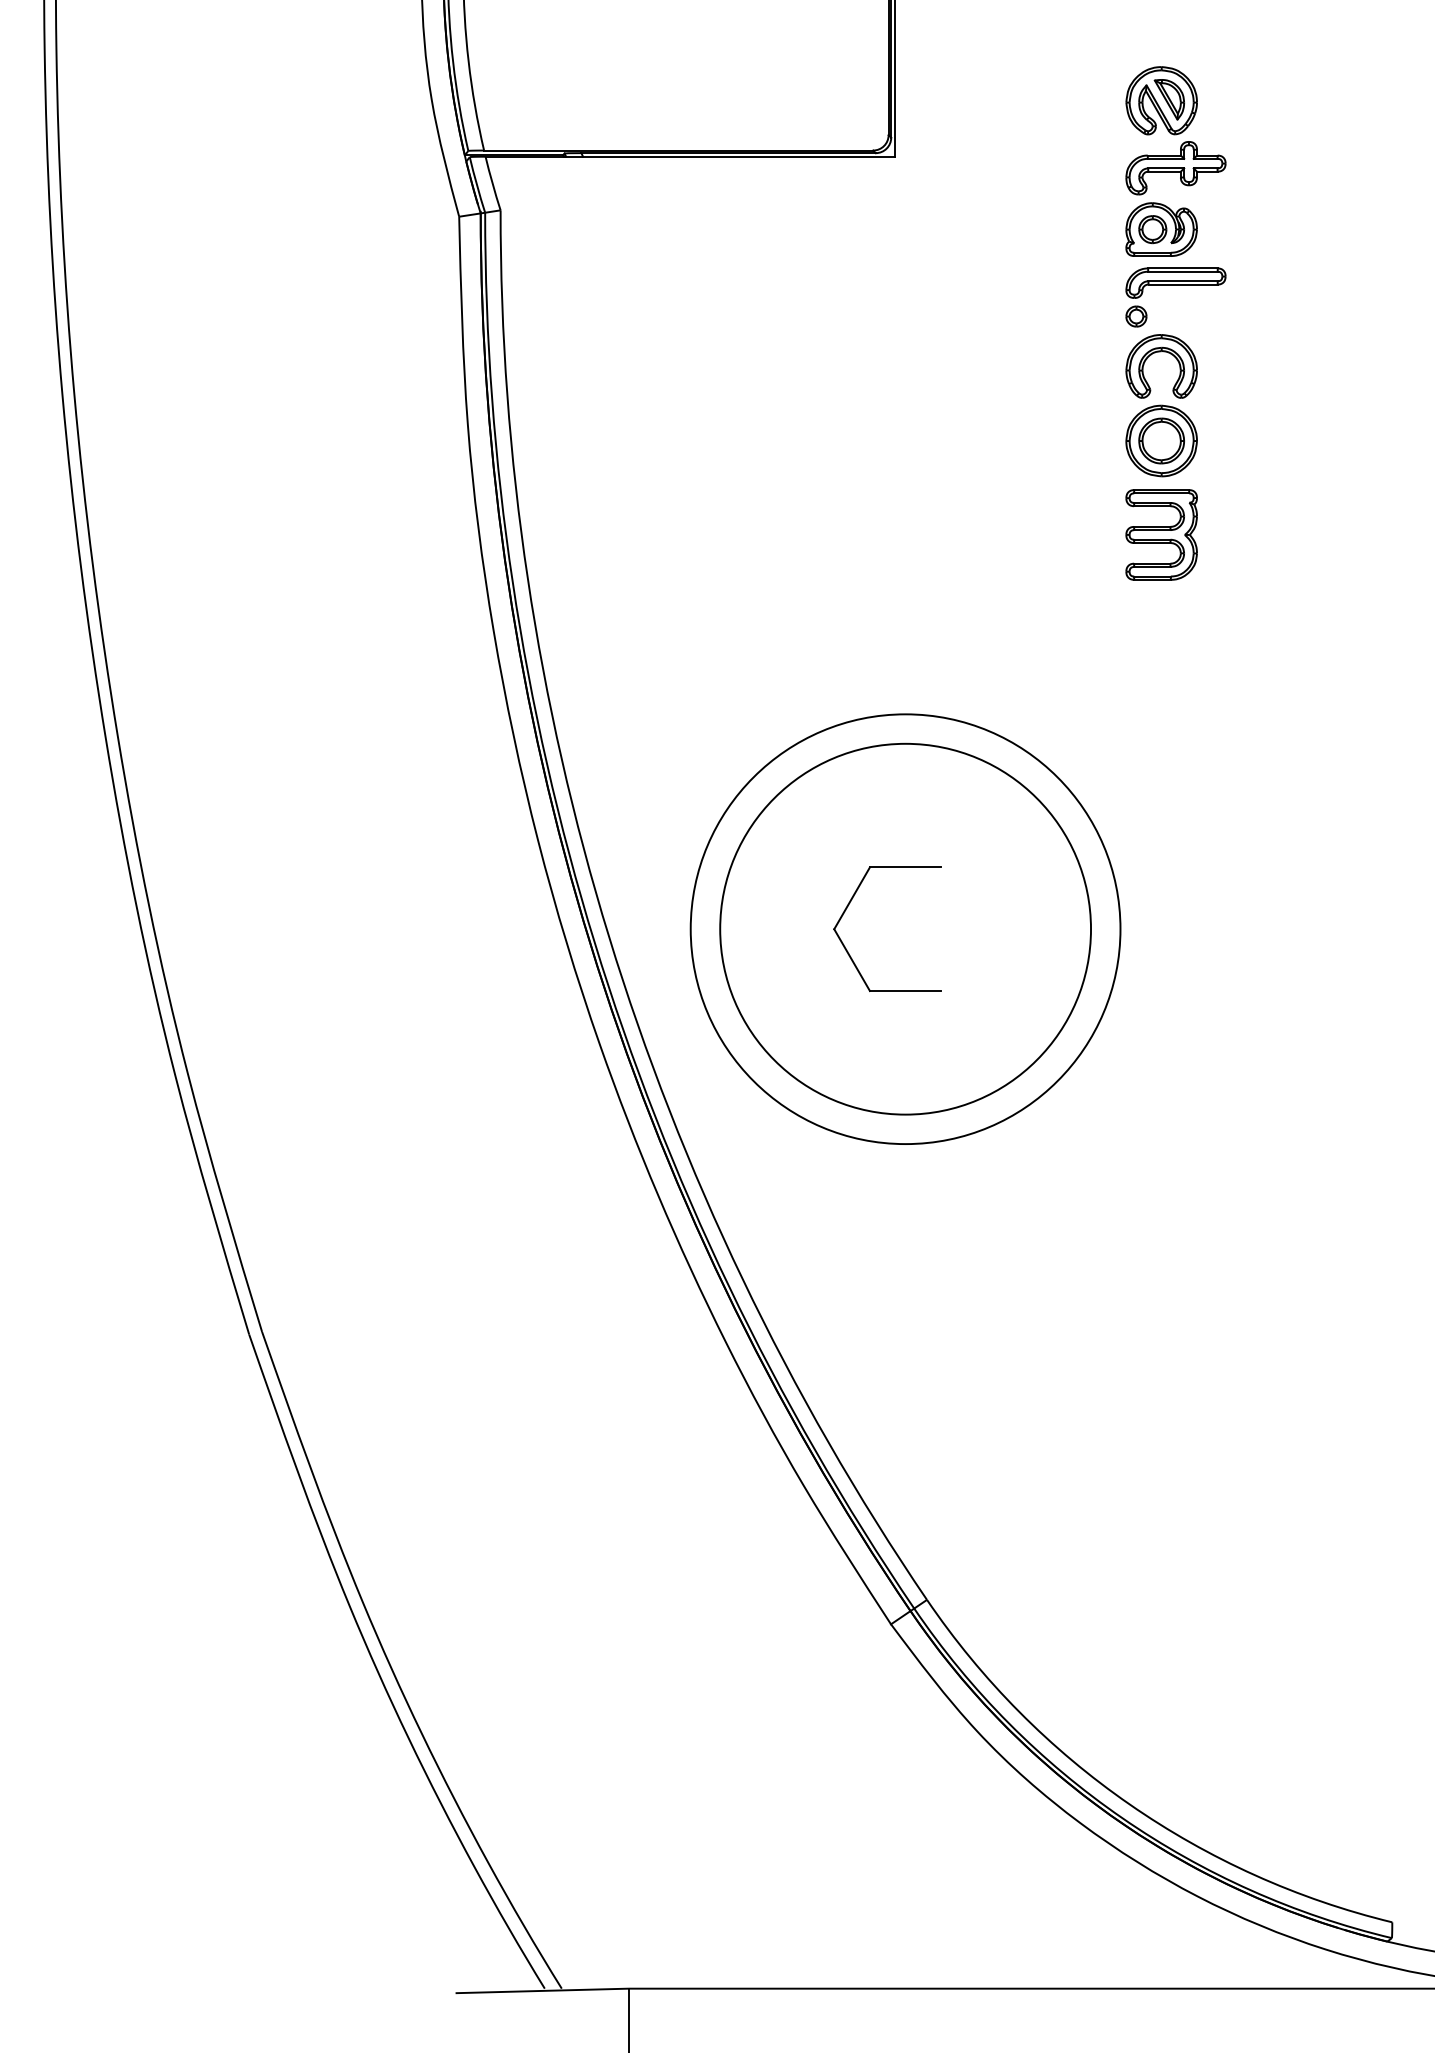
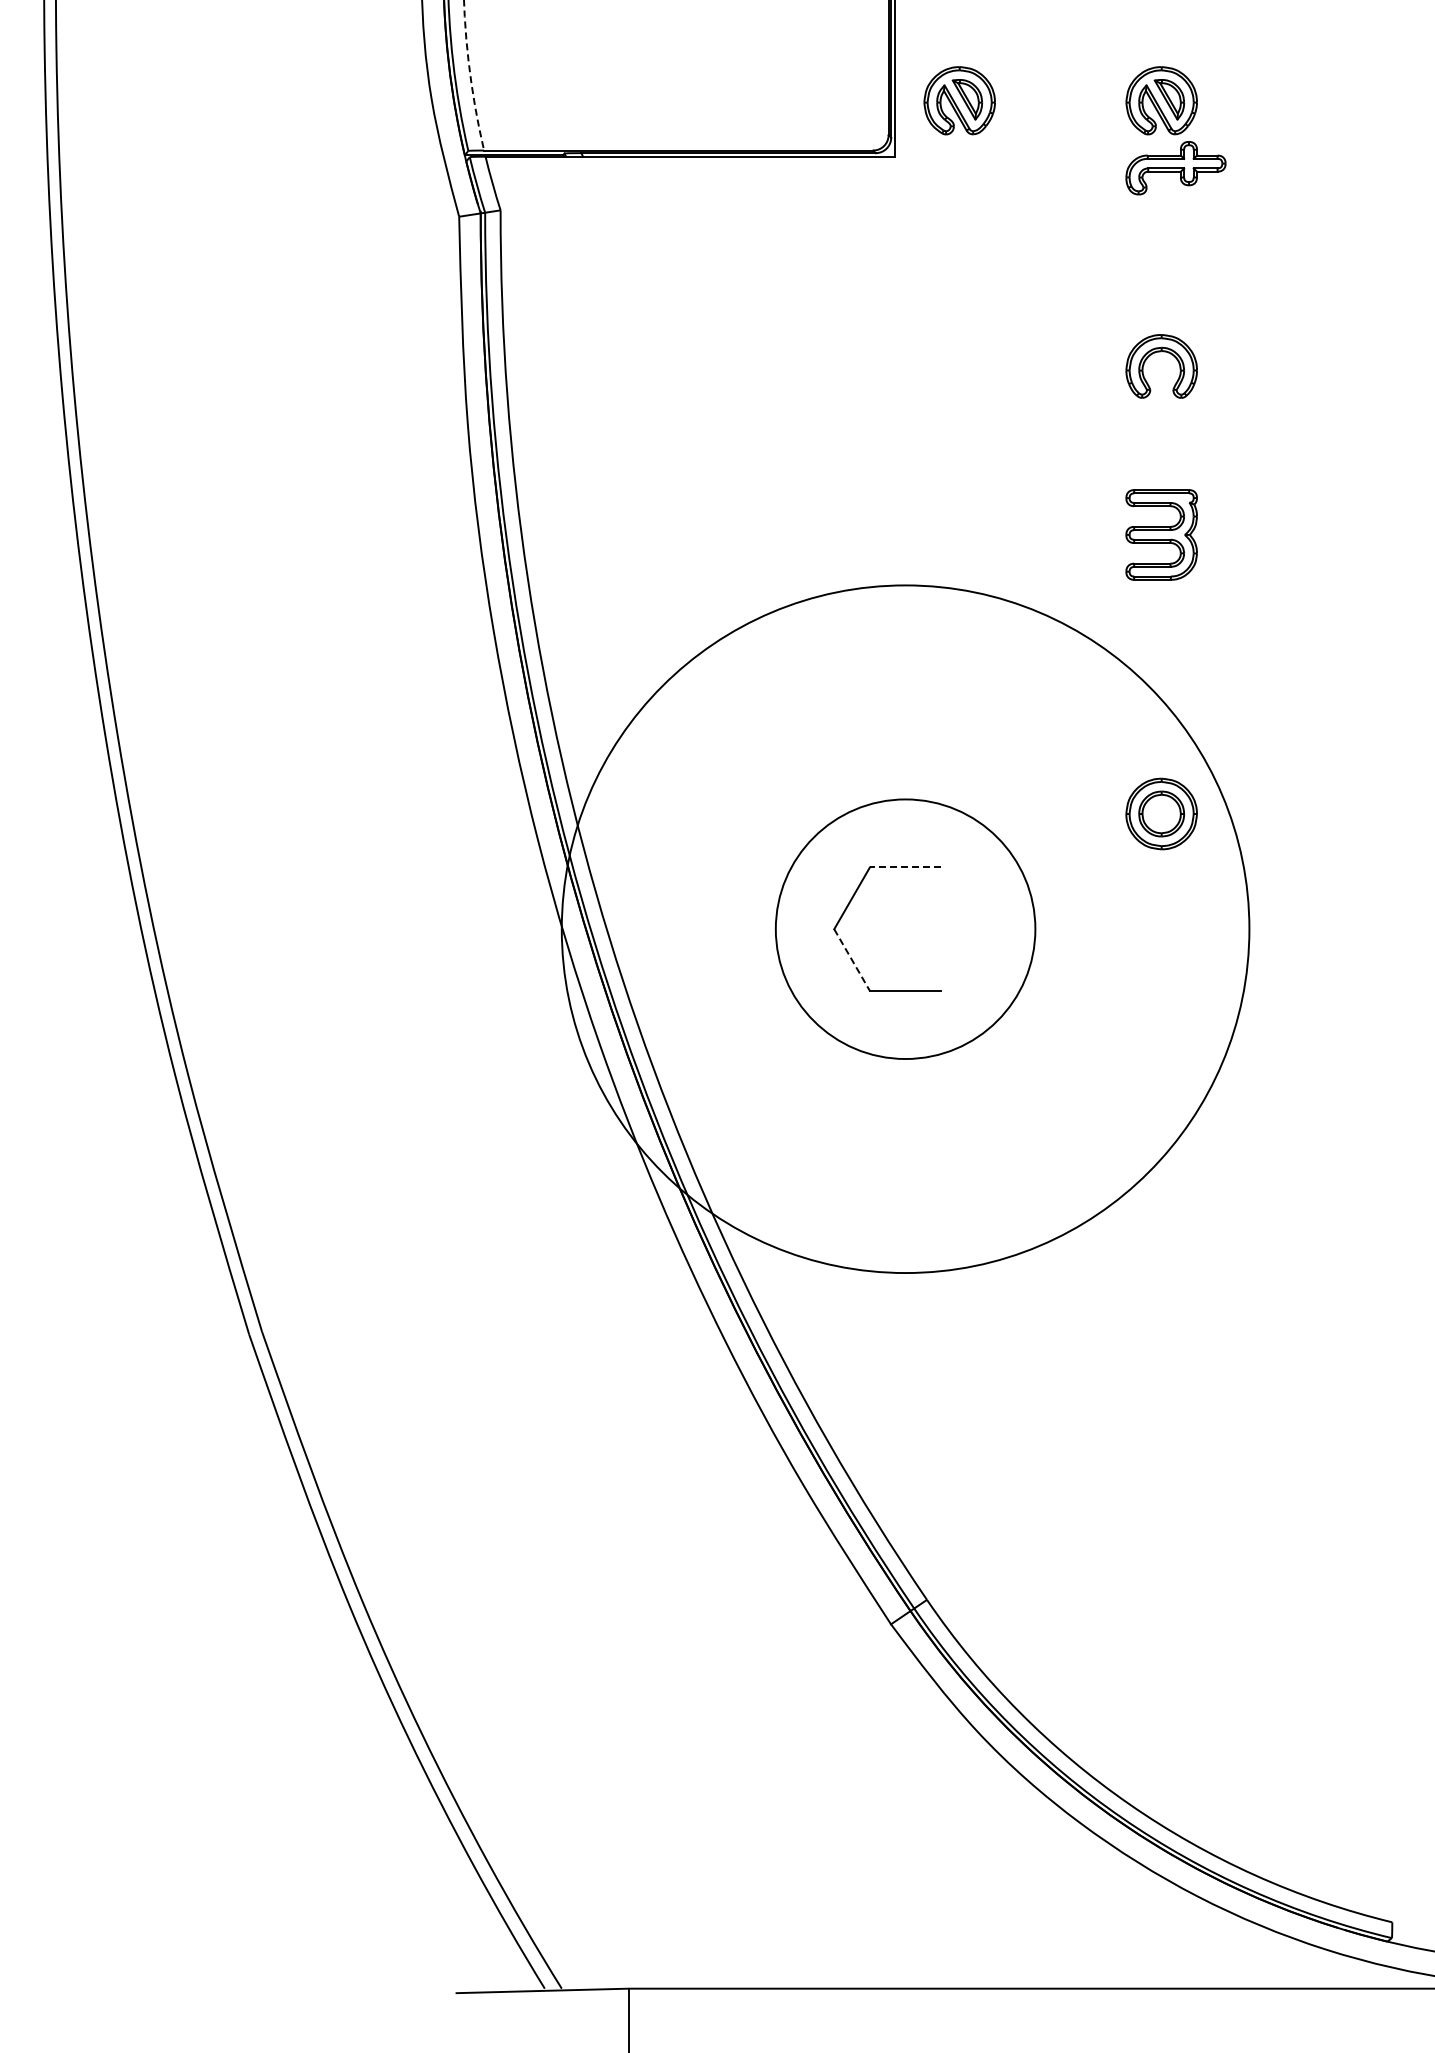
arc: solid -> dashed (470, 76)
part: none -> present (959, 100)
part: present -> none (1161, 229)
part: present -> none (1175, 285)
part position: (1161, 440) -> (1161, 813) (1161, 813)
line: solid -> dashed (905, 867)
circle diameter: 371 px -> 260 px (905, 929)
circle diameter: 430 px -> 688 px (905, 929)
line: solid -> dashed (852, 960)
